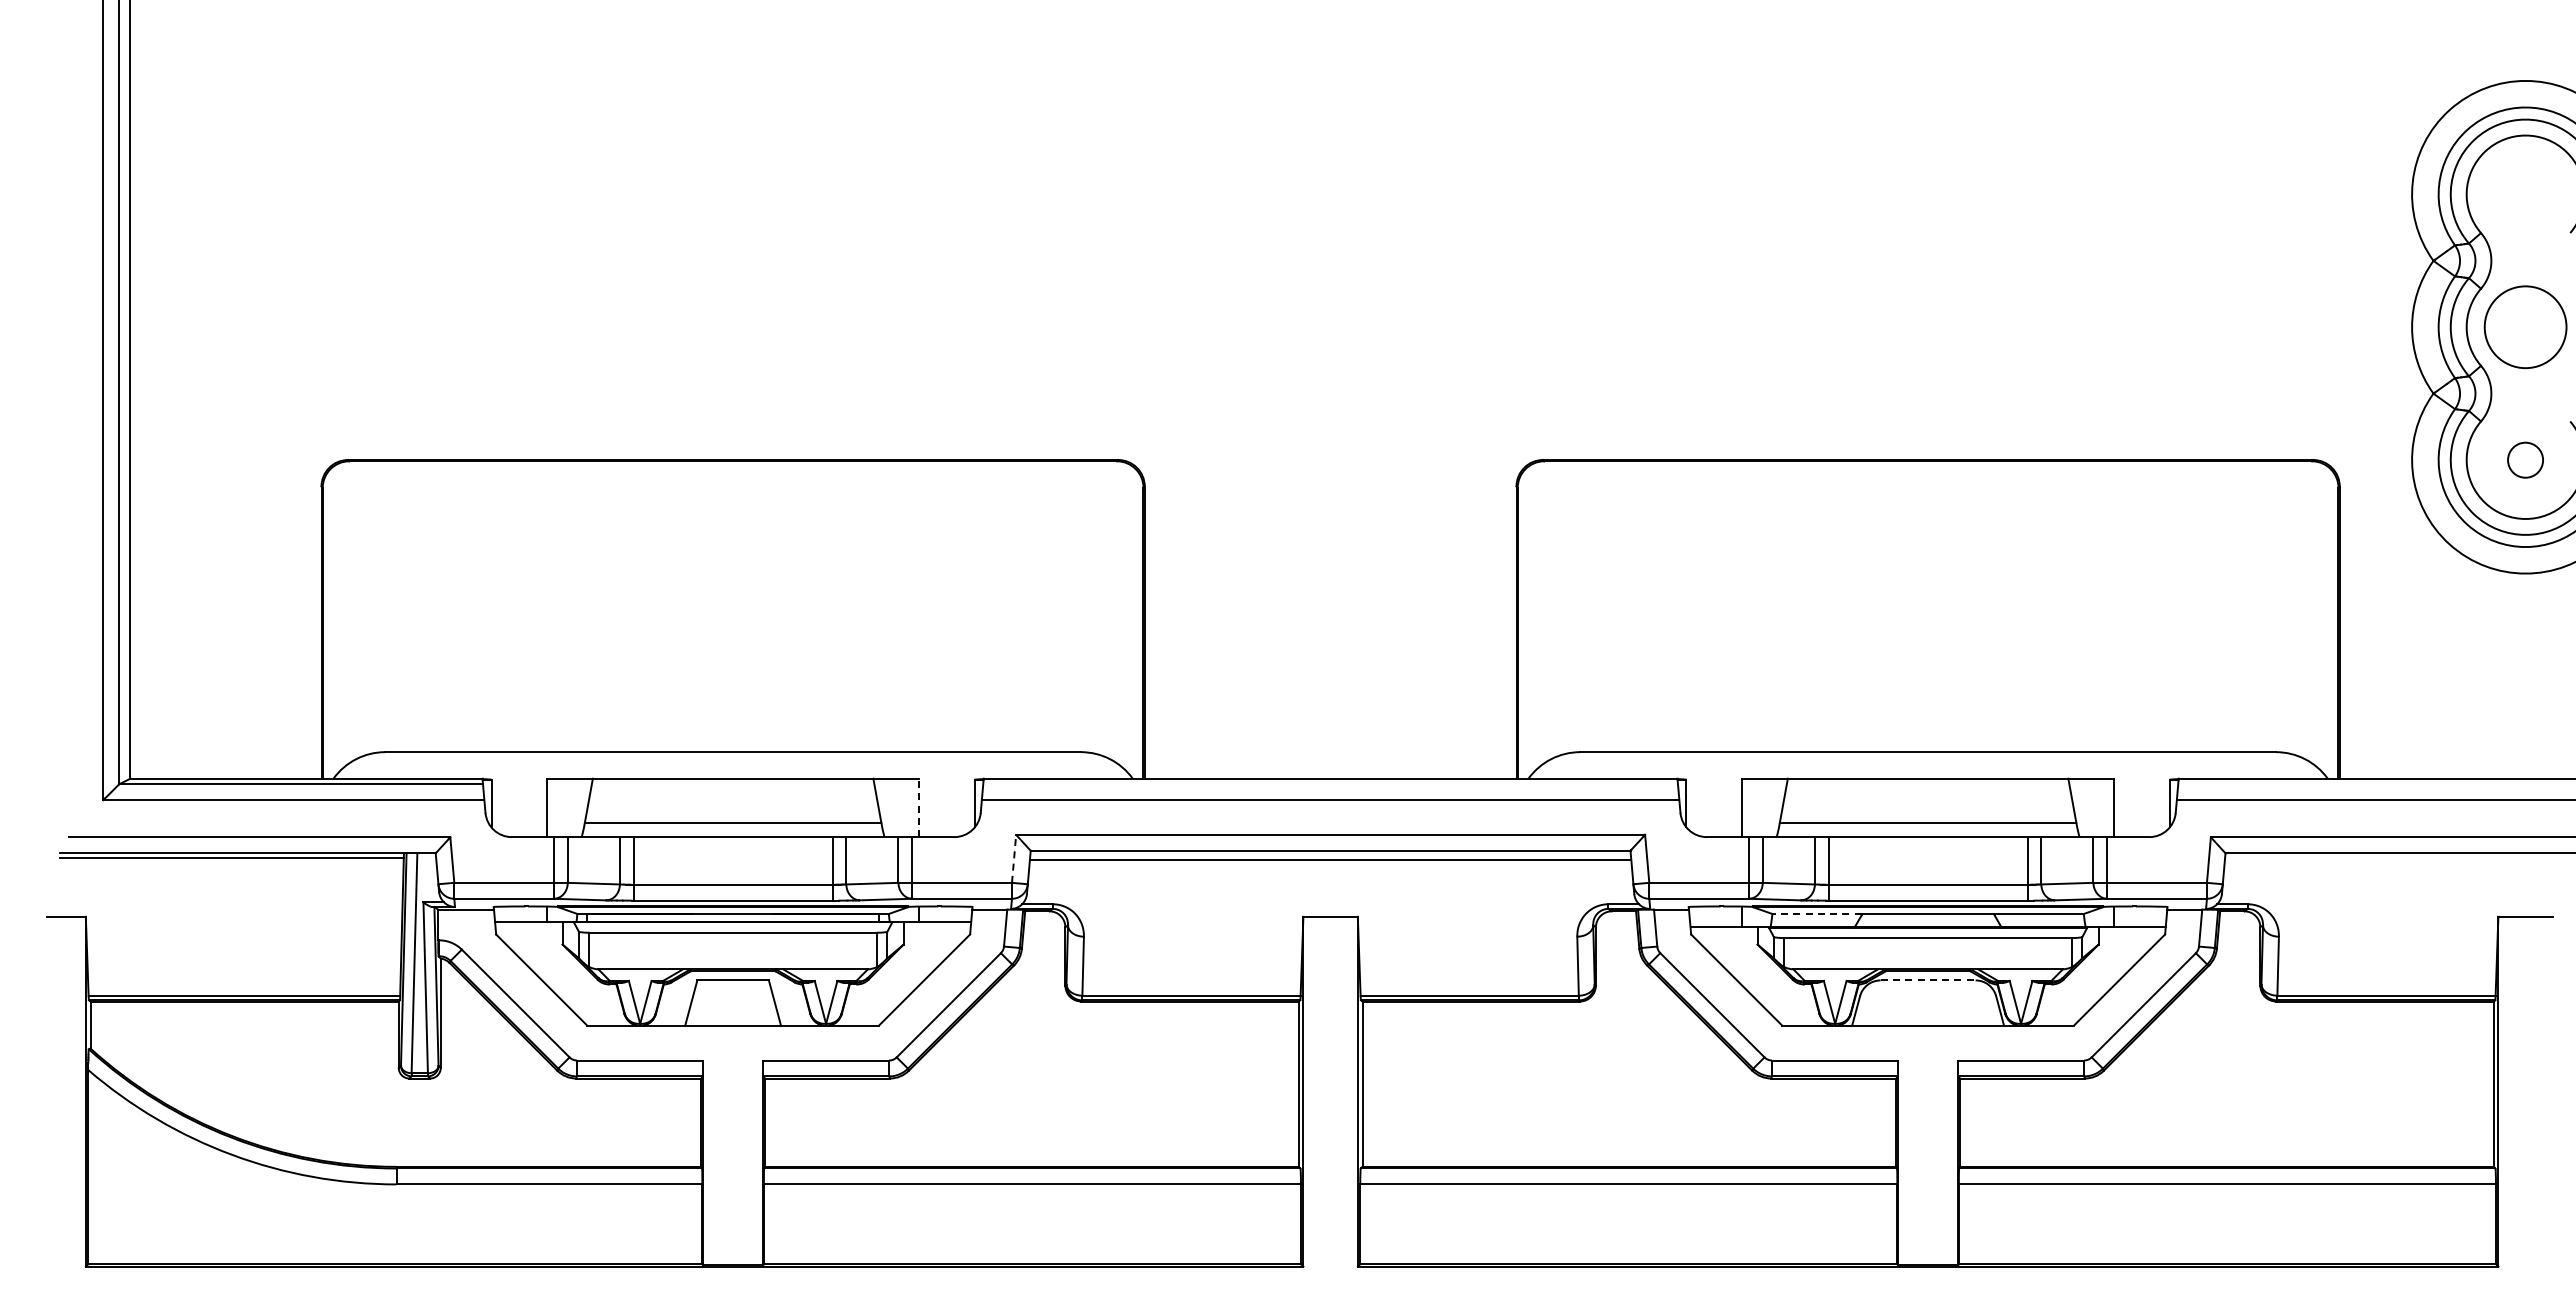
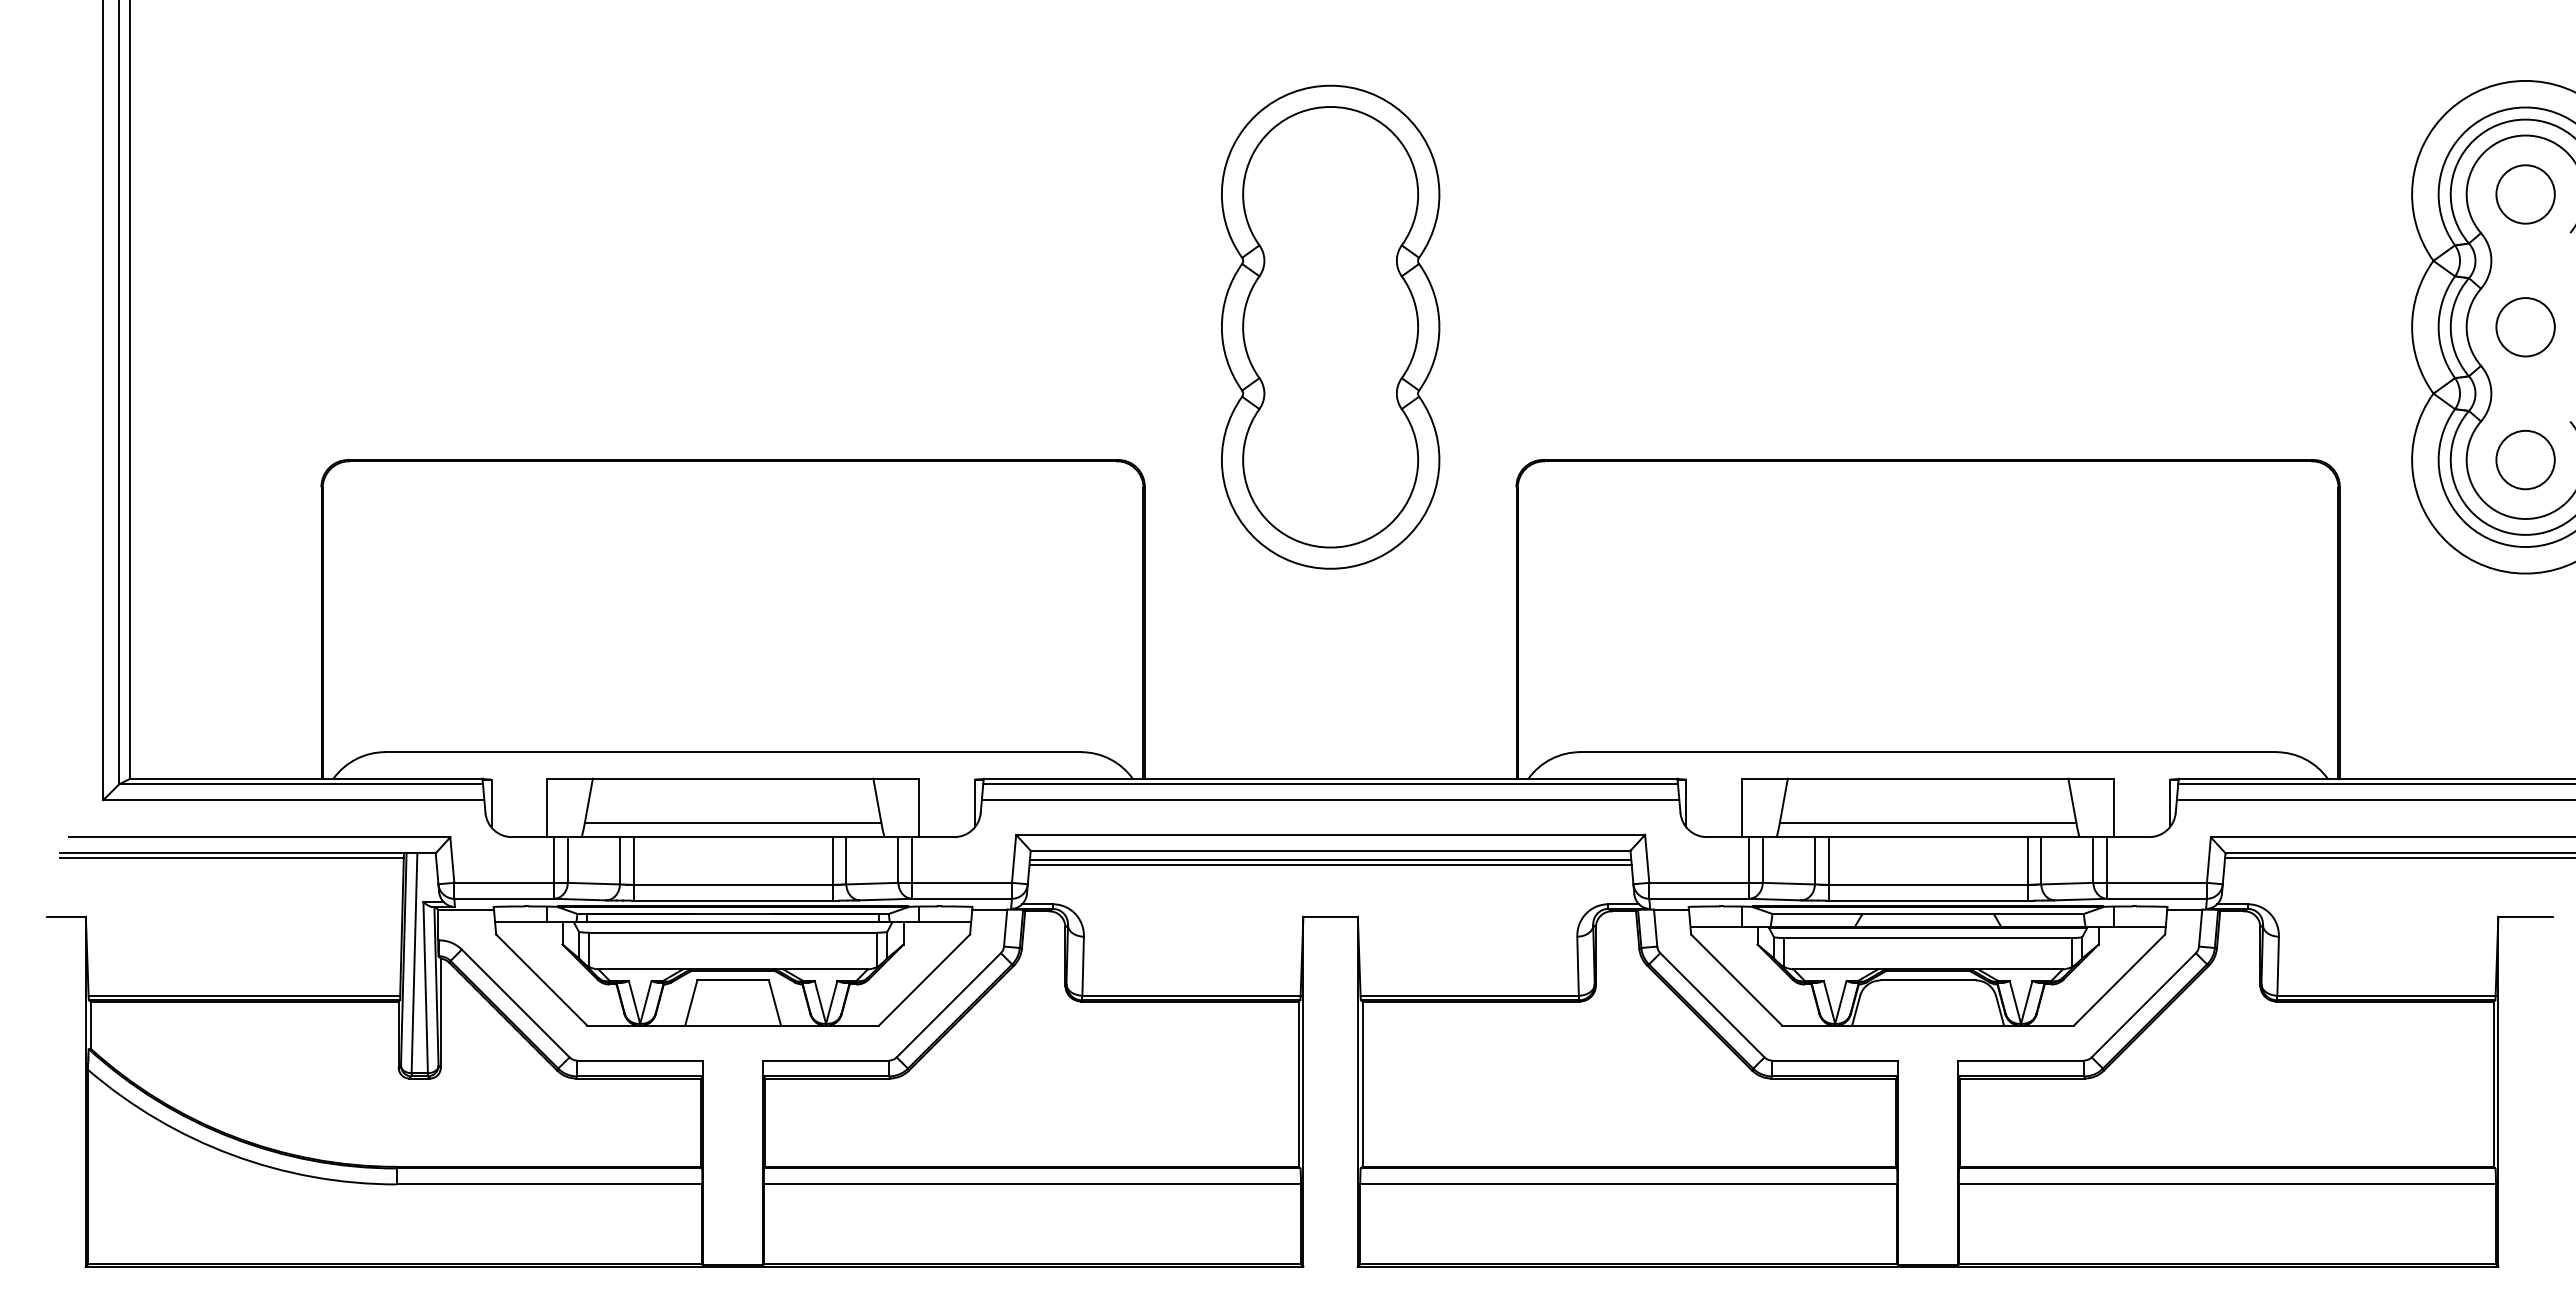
circle: none -> present (2525, 194)
part: none -> present (1330, 326)
circle diameter: 82 px -> 58 px (2525, 327)
circle size: 37x38 px -> 61x61 px (2525, 460)
line: none -> present (1330, 784)
line: none -> present (2375, 784)
line: dashed -> solid (919, 807)
line: none -> present (2398, 857)
line: dashed -> solid (1014, 858)
line: none -> present (1330, 864)
line: dashed -> solid (1816, 913)
line: dashed -> solid (1928, 980)
